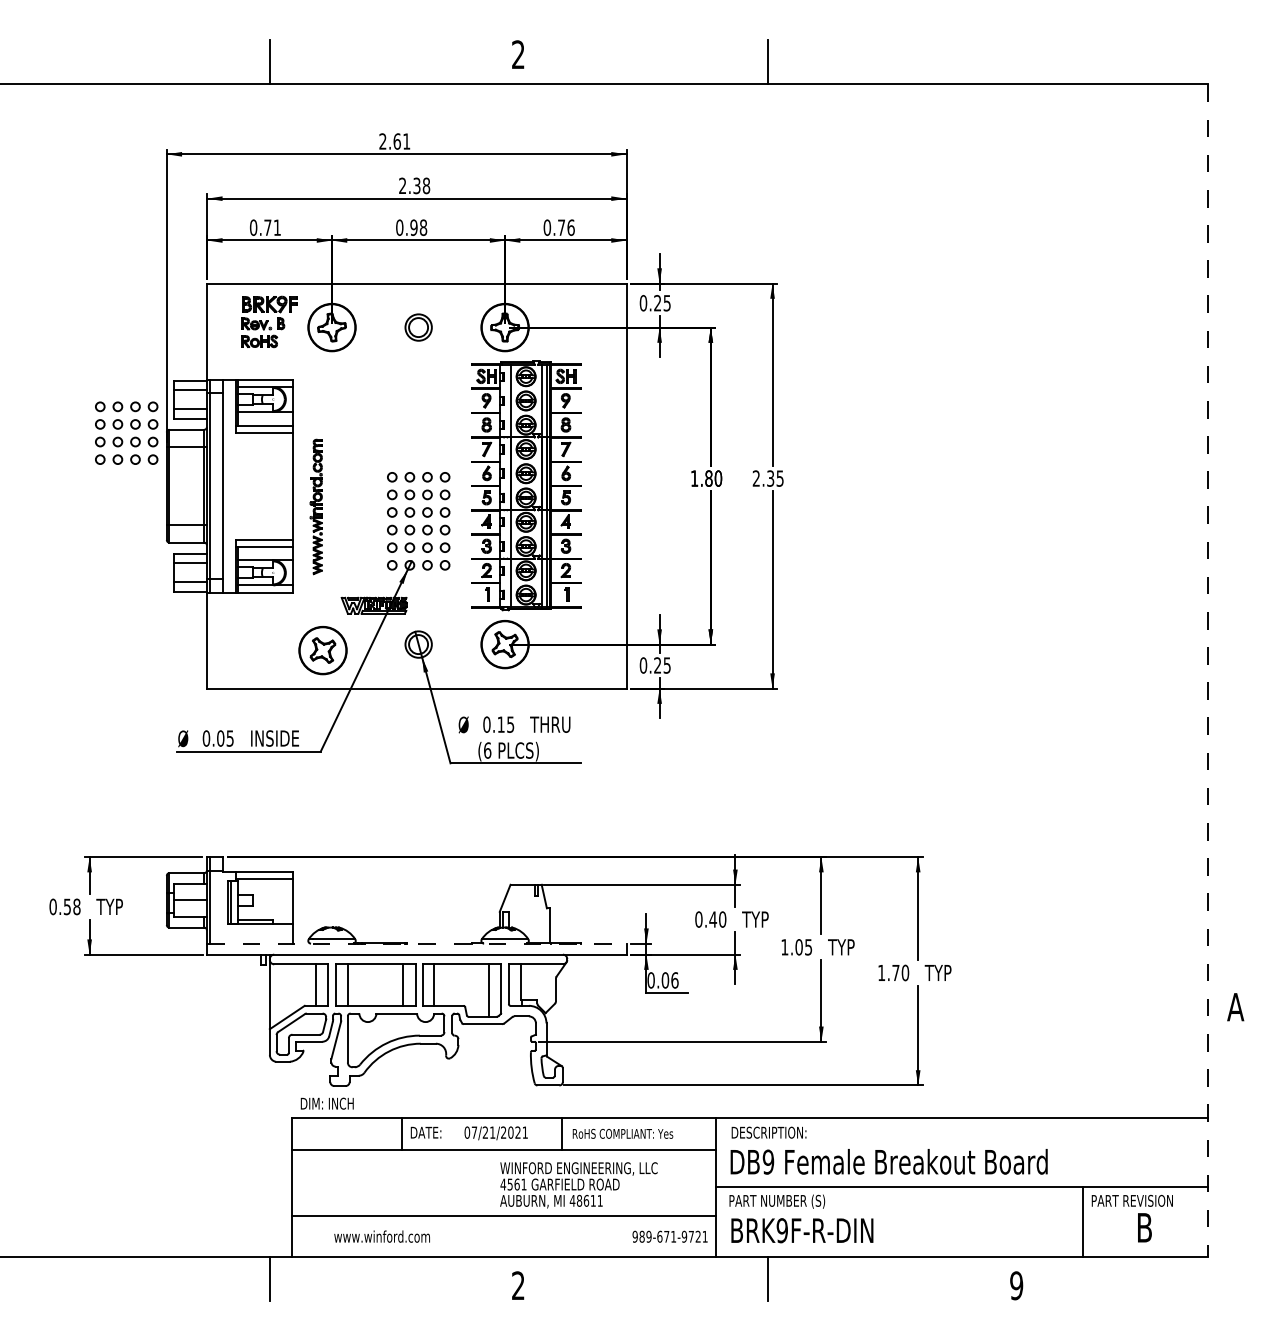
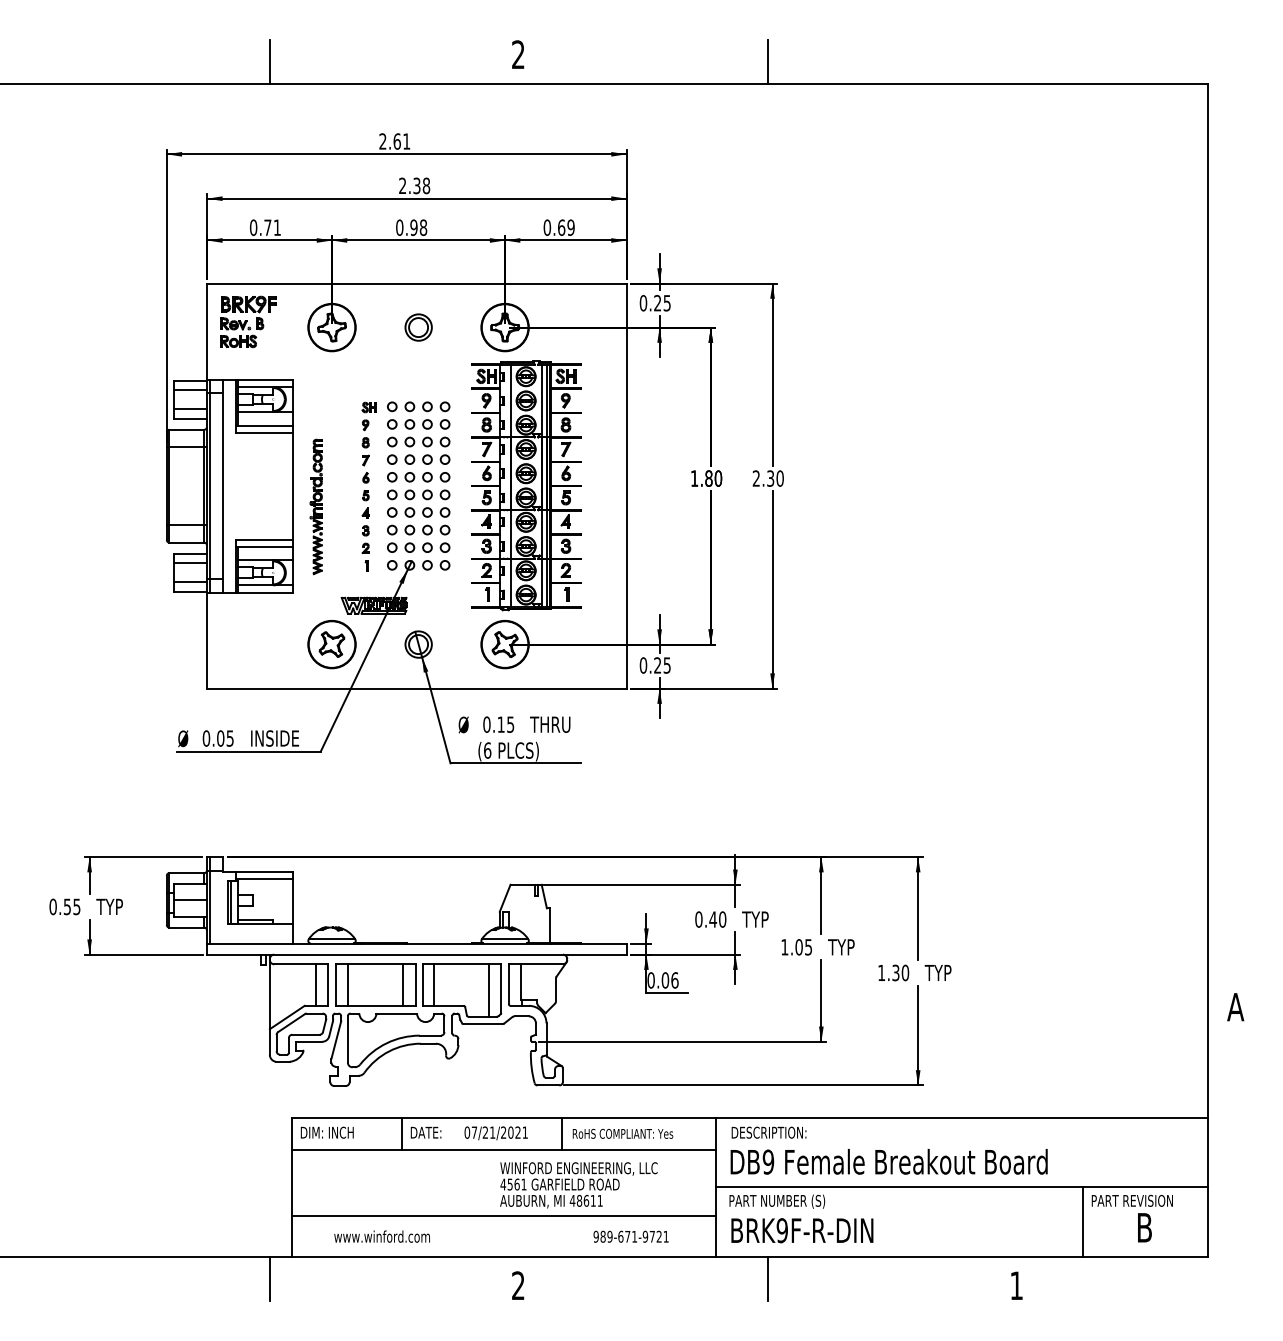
text: 0.76 -> 0.69 (566, 227)
part position: (269, 321) -> (248, 321) (248, 321)
part position: (122, 427) -> (414, 427) (414, 427)
text: 2.35 -> 2.30 (779, 478)
part: none -> present (368, 486)
part position: (322, 650) -> (331, 644) (331, 644)
line: dashed -> solid (1207, 671)
text: 0.58 -> 0.55 (76, 906)
line: dashed -> solid (416, 943)
text: 1.70 -> 1.30 (895, 972)
text position: (326, 1103) -> (326, 1132) (326, 1132)
text position: (669, 1236) -> (630, 1236) (630, 1236)
text: 9 -> 1 (1016, 1285)
